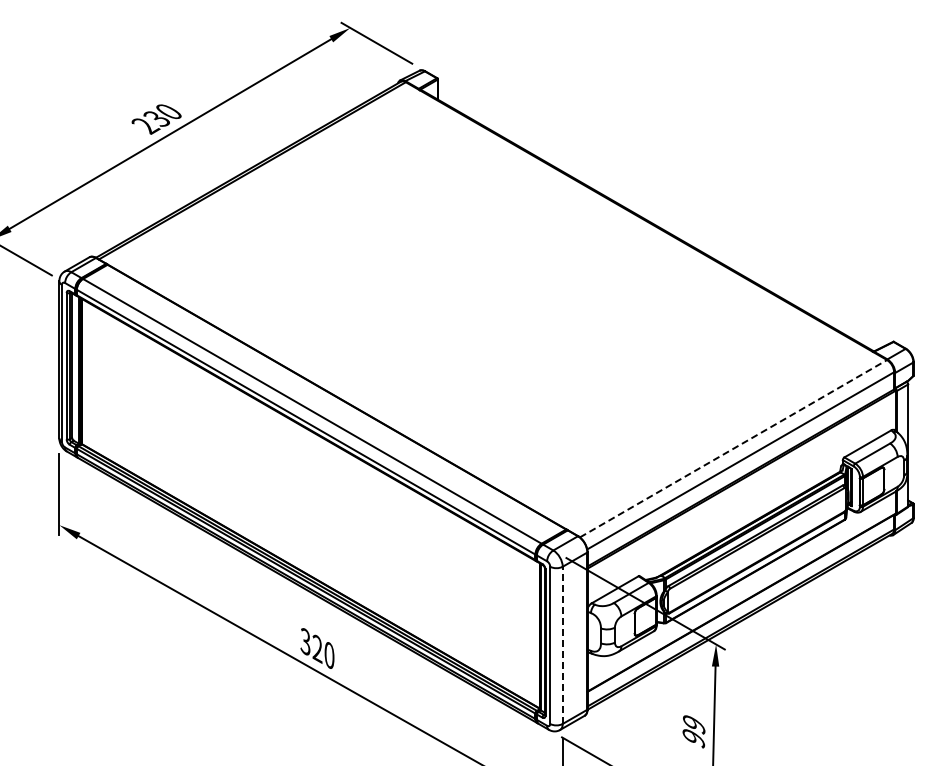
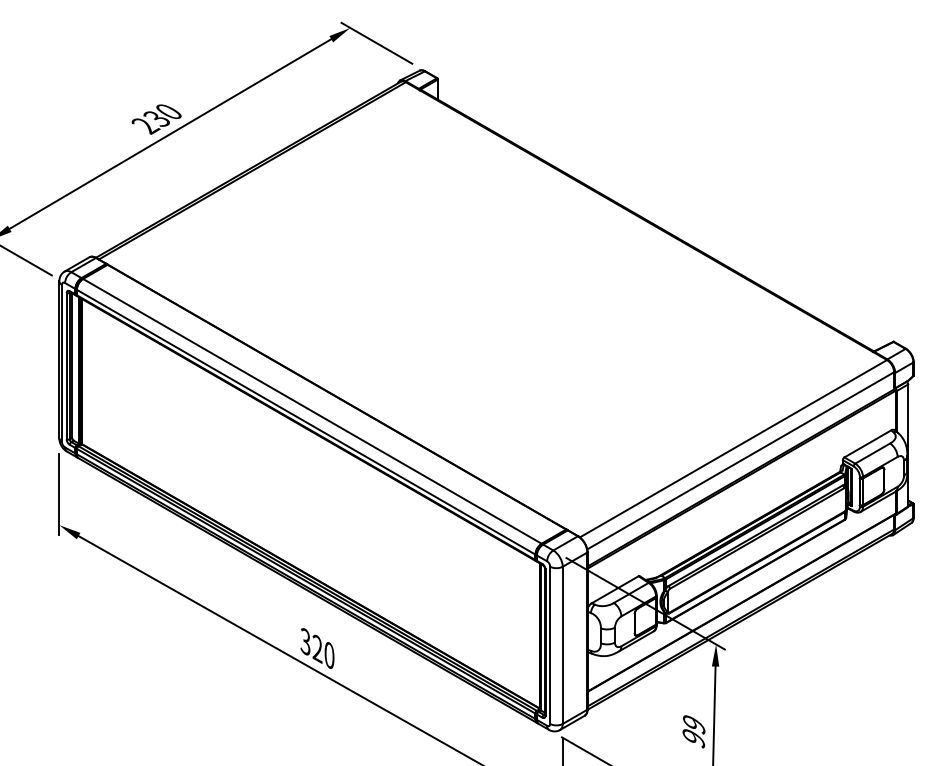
line: dashed -> solid (733, 448)
line: dashed -> solid (562, 645)
